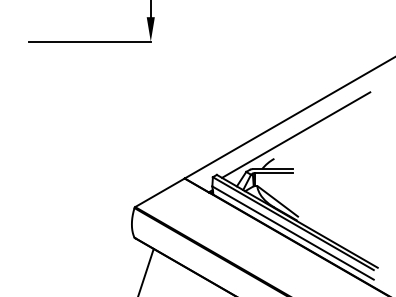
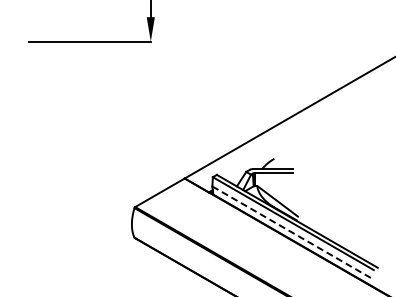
line: present -> none (296, 134)
line: solid -> dashed (293, 233)
line: present -> none (146, 270)
